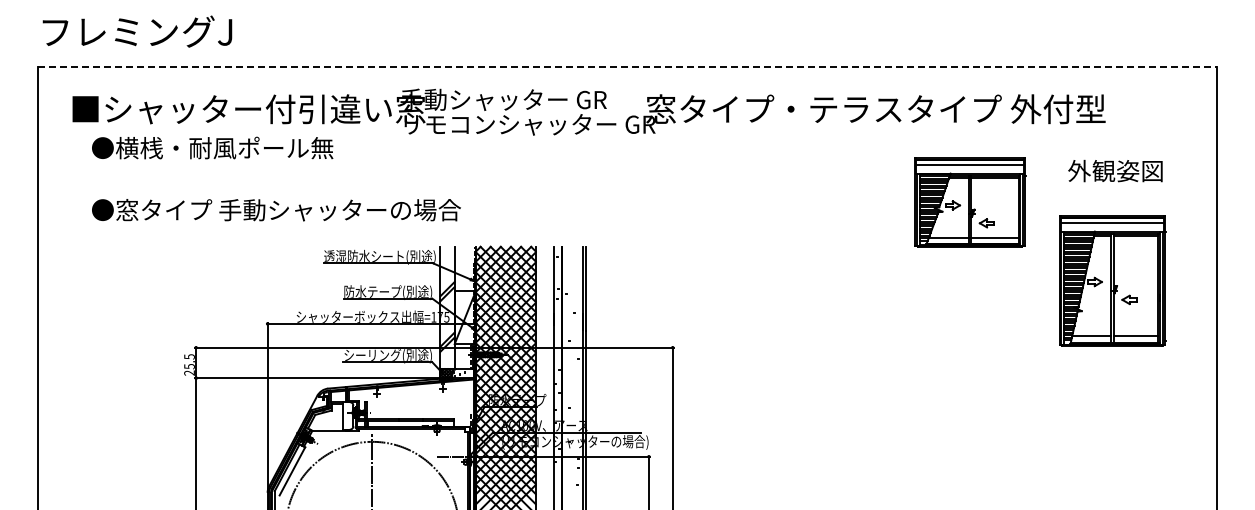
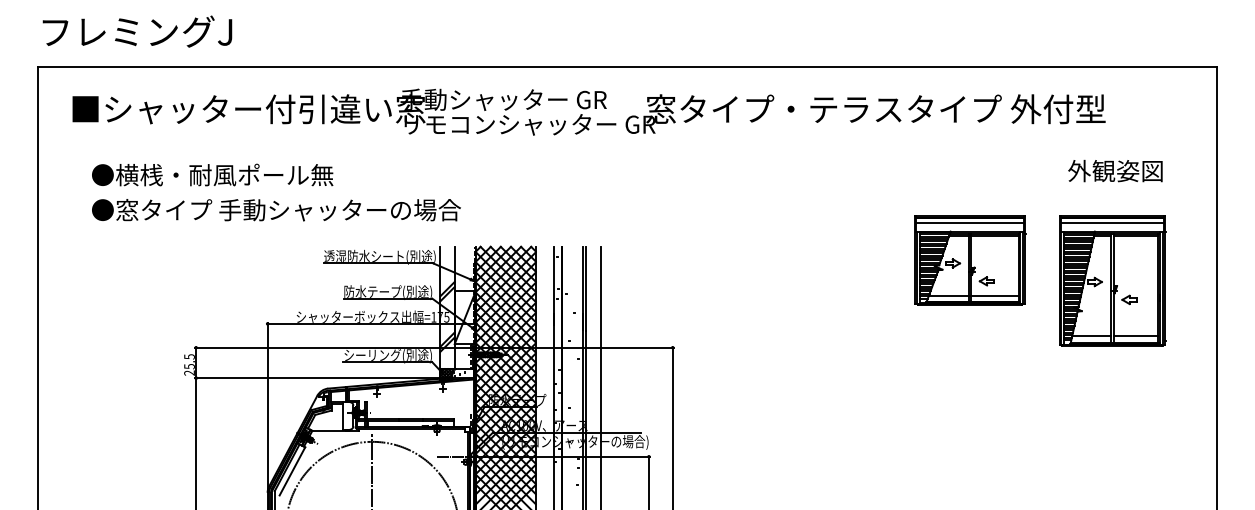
line: dashed -> solid (627, 66)
text position: (212, 147) -> (212, 174) (212, 174)
part position: (970, 202) -> (970, 260) (970, 260)
line: none -> present (601, 376)
